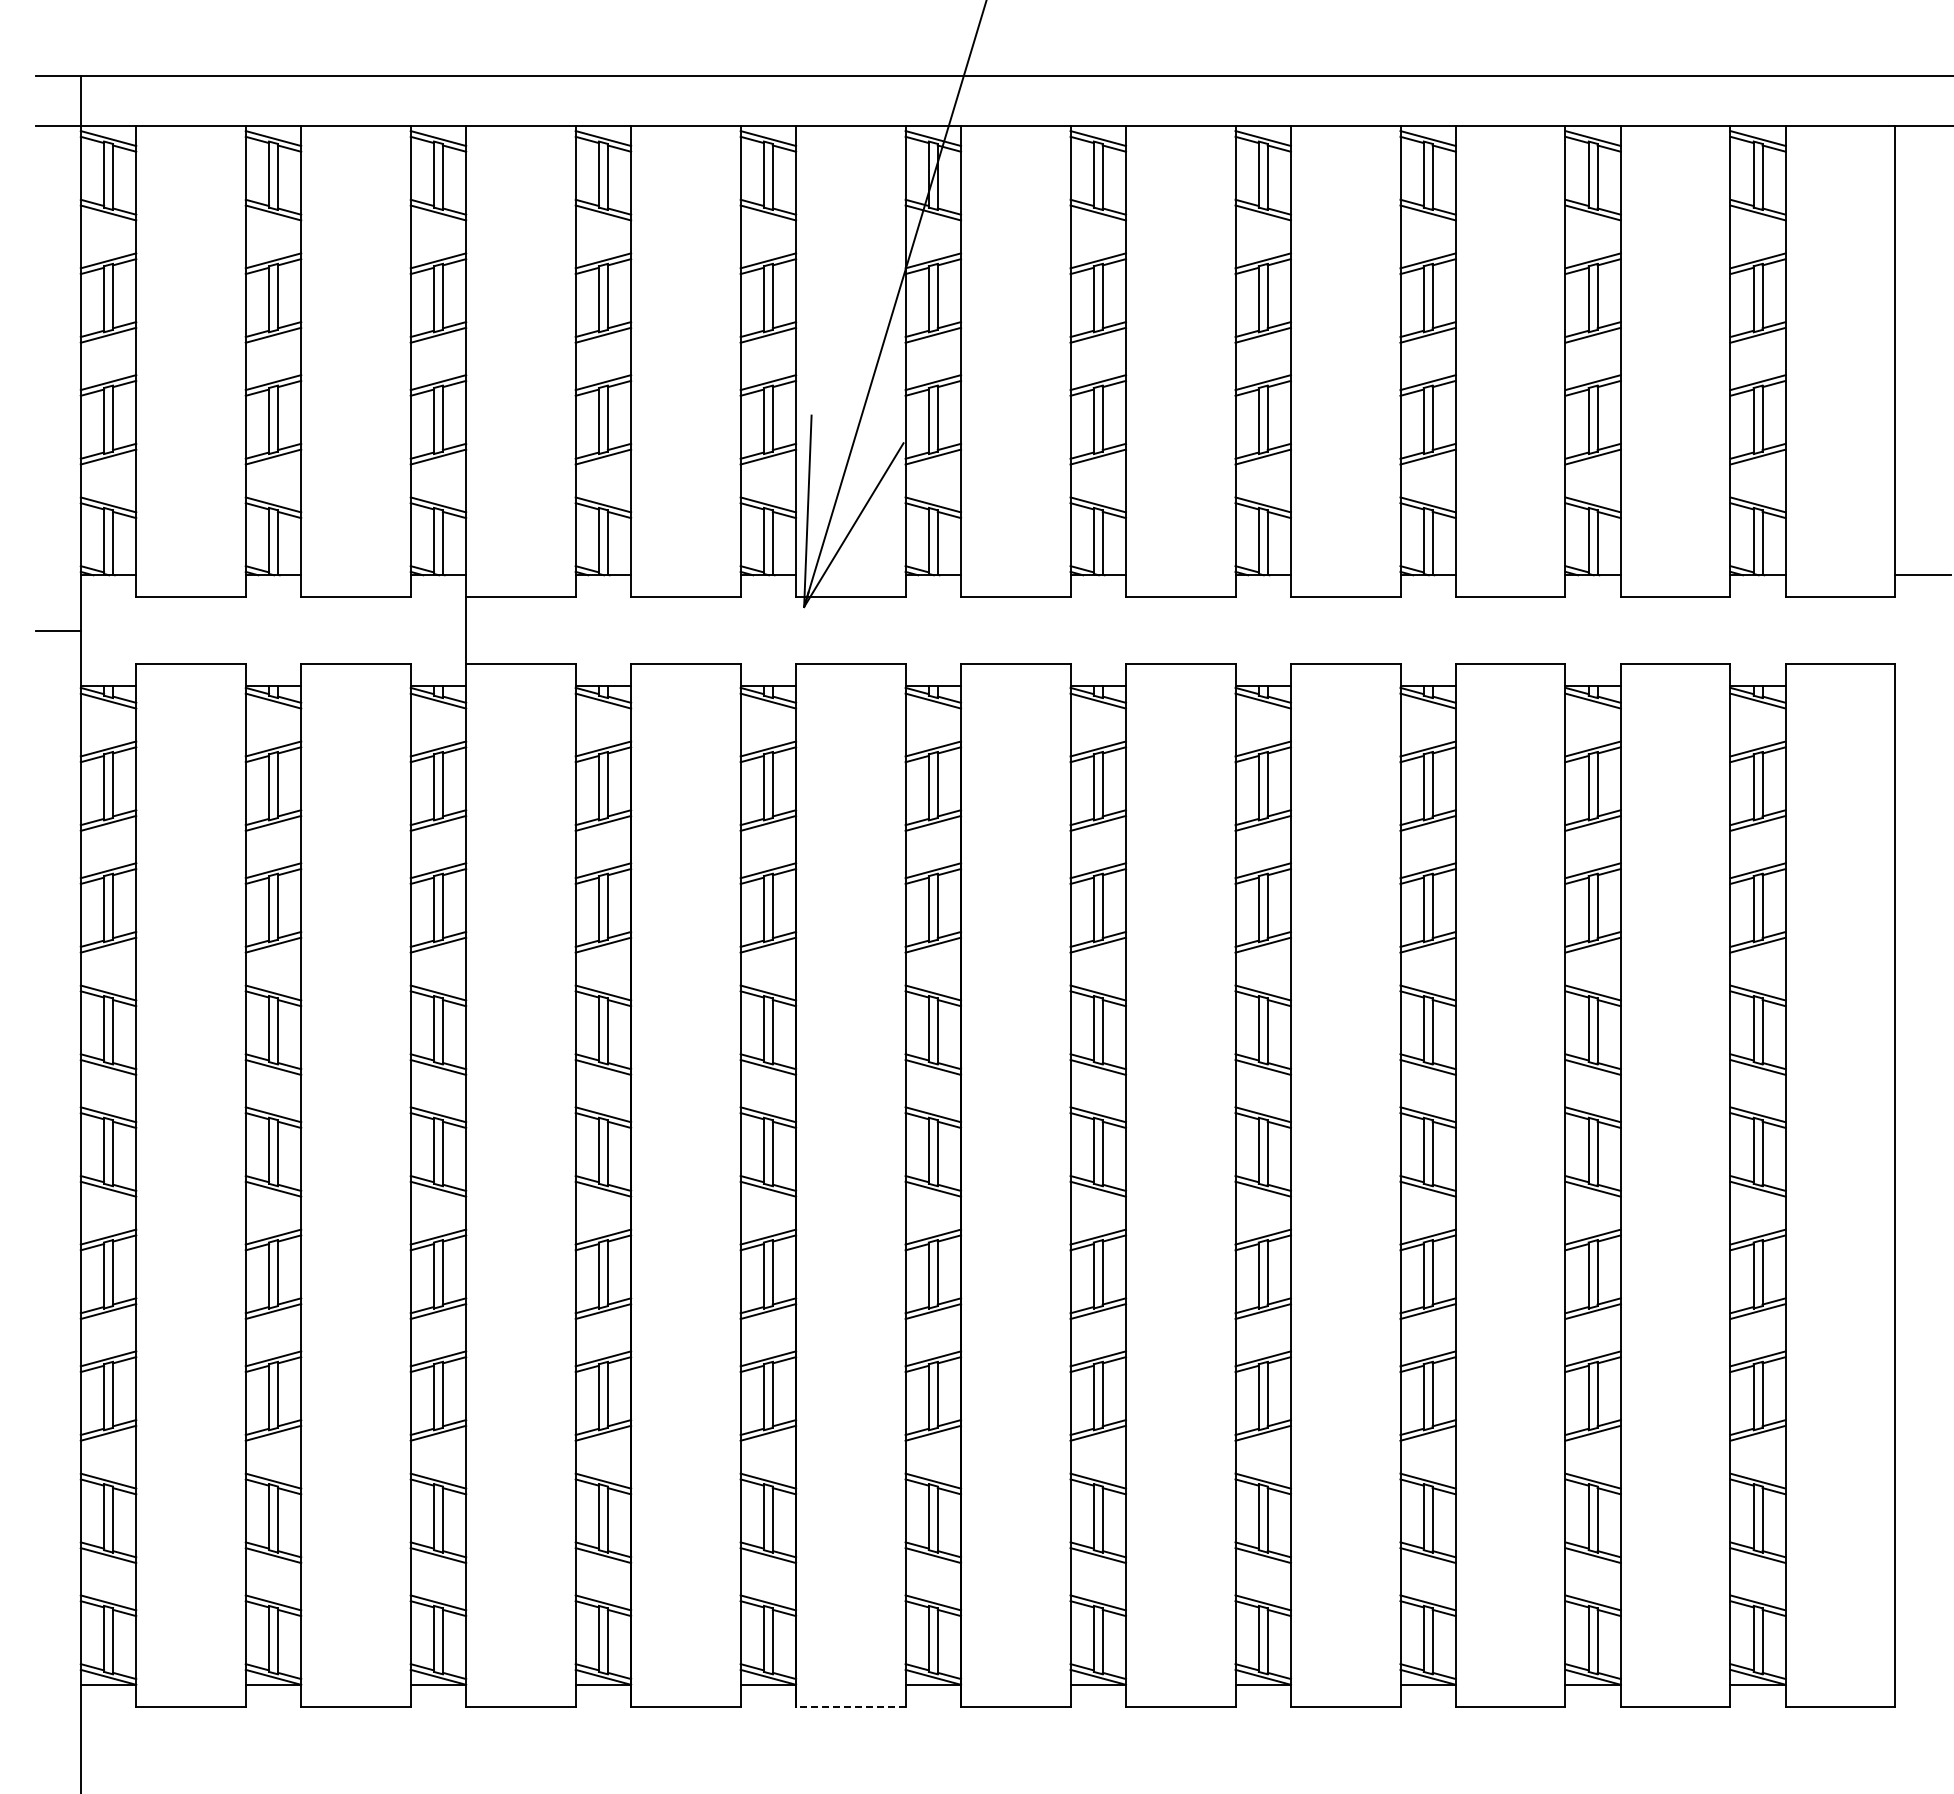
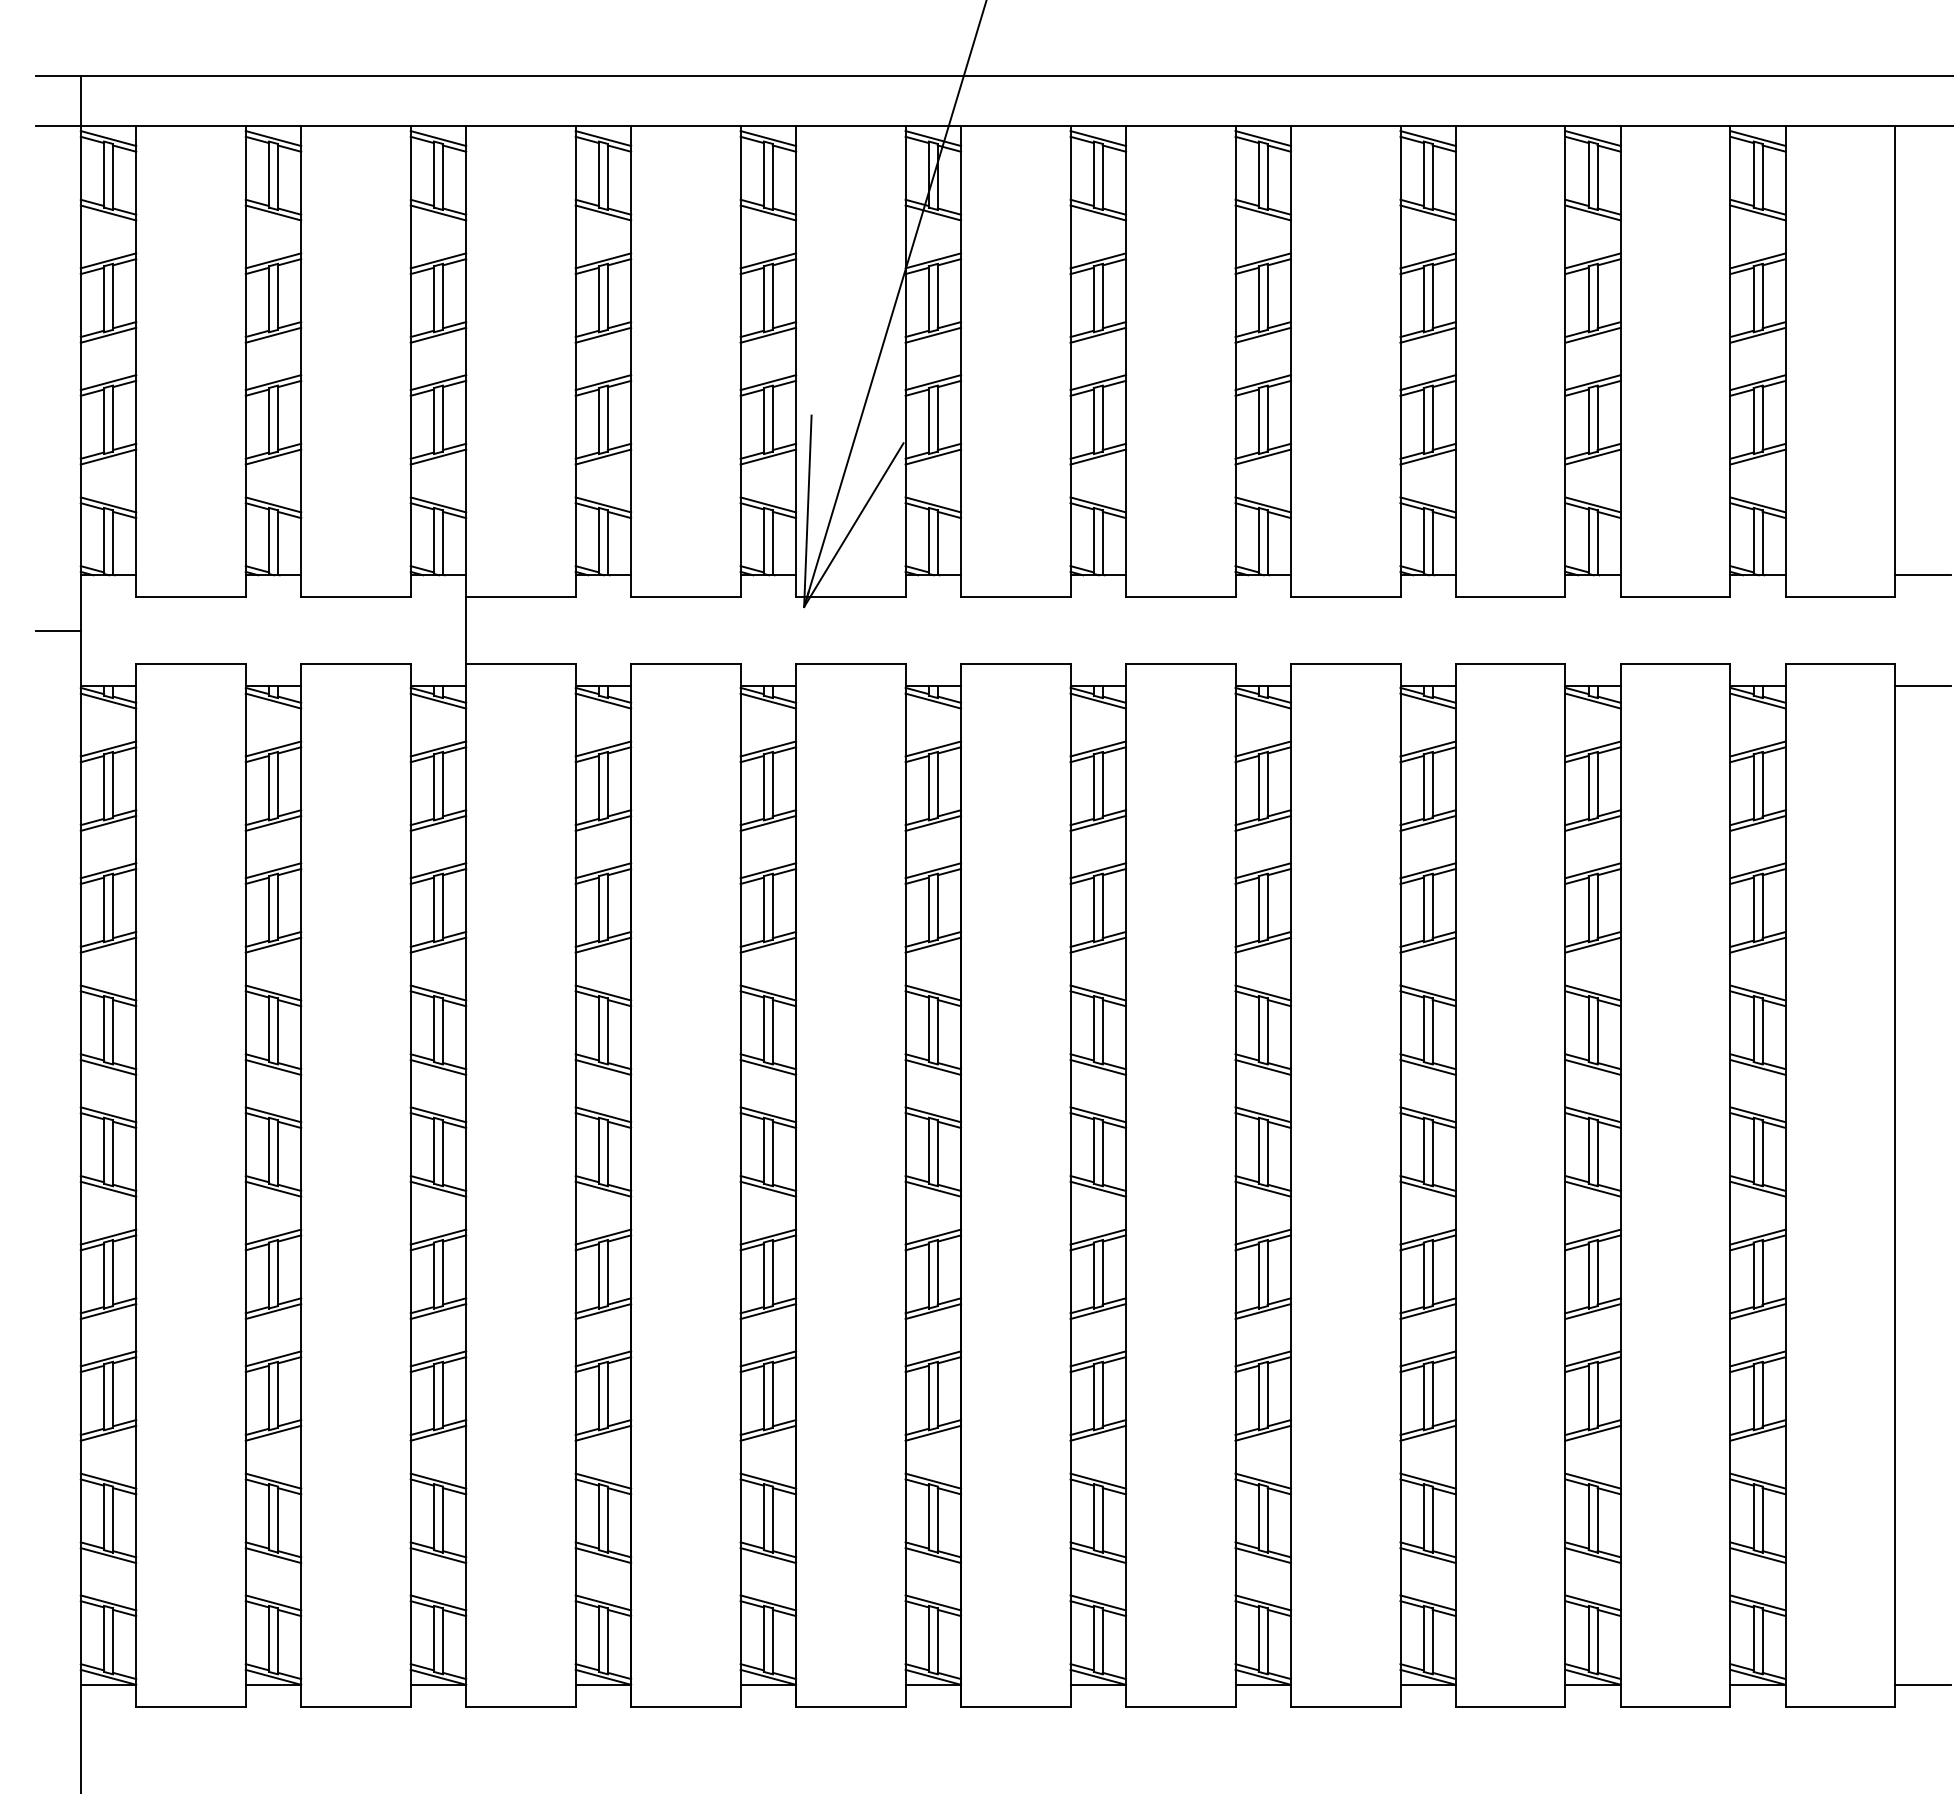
line: none -> present (1922, 686)
line: none -> present (1922, 1684)
line: dashed -> solid (850, 1706)
